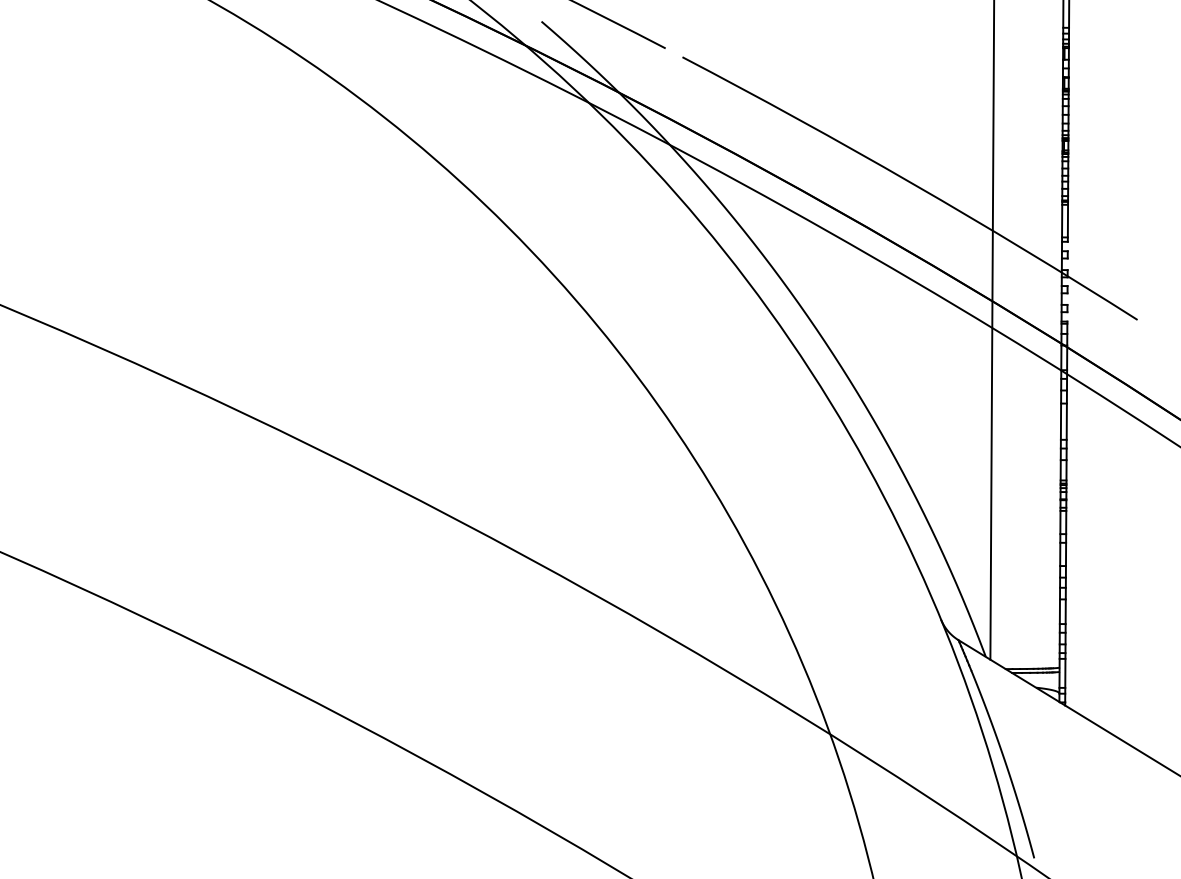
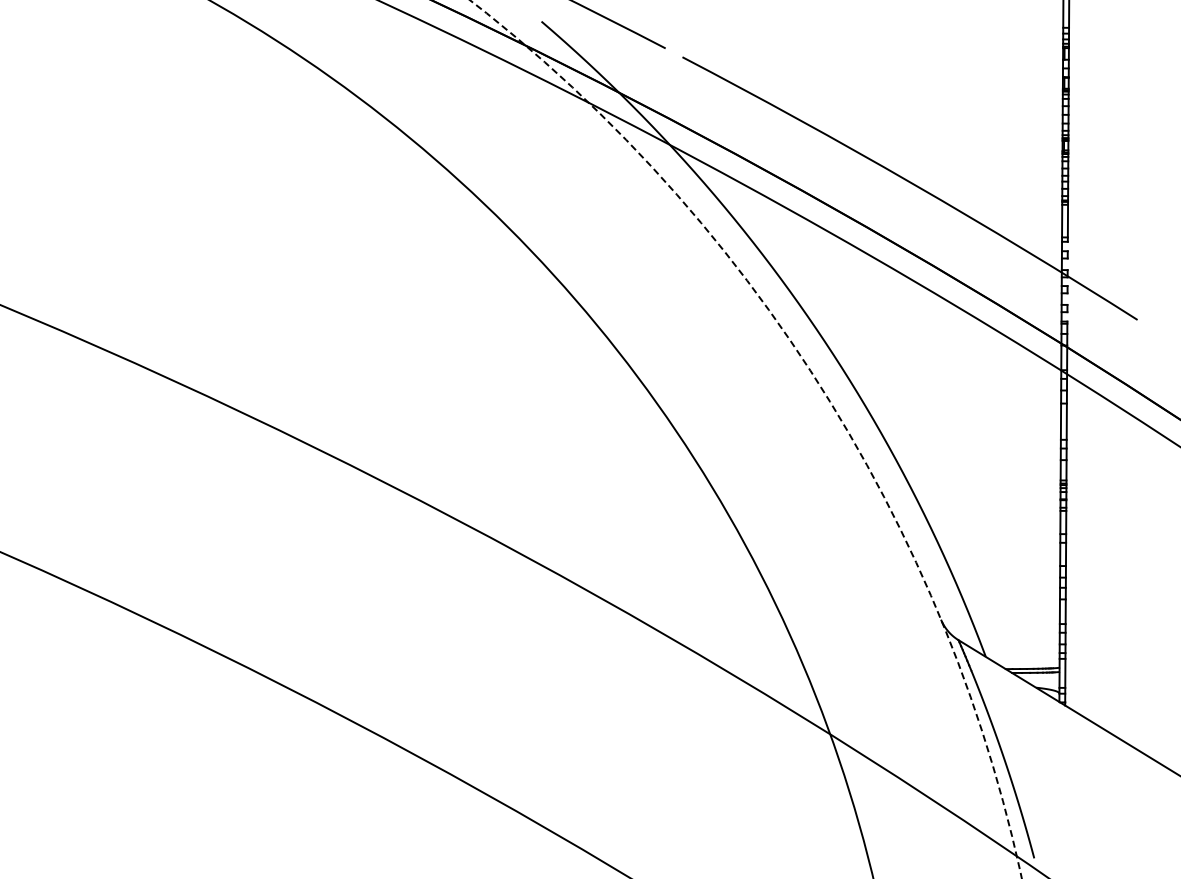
line: present -> none (992, 330)
arc: solid -> dashed (823, 391)
